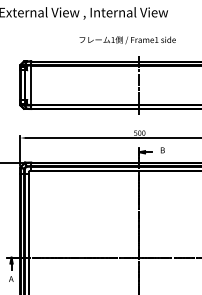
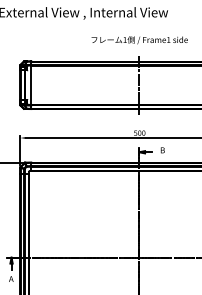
text position: (127, 40) -> (139, 40) (139, 40)
